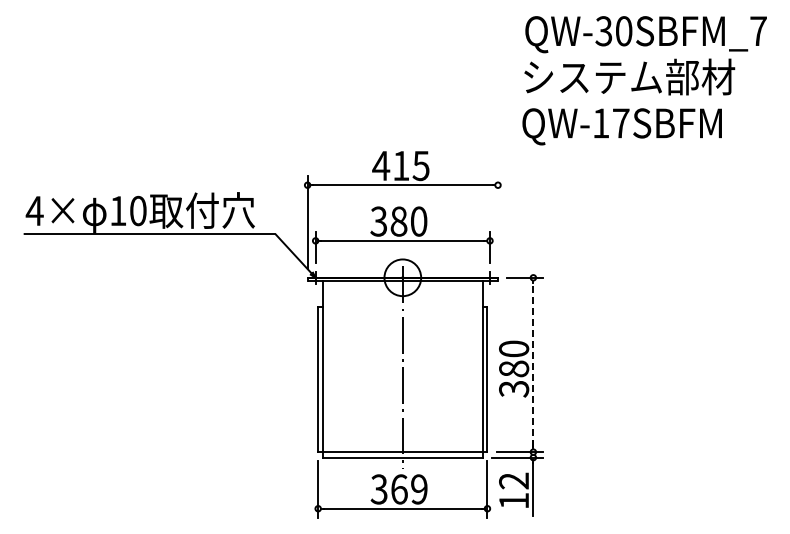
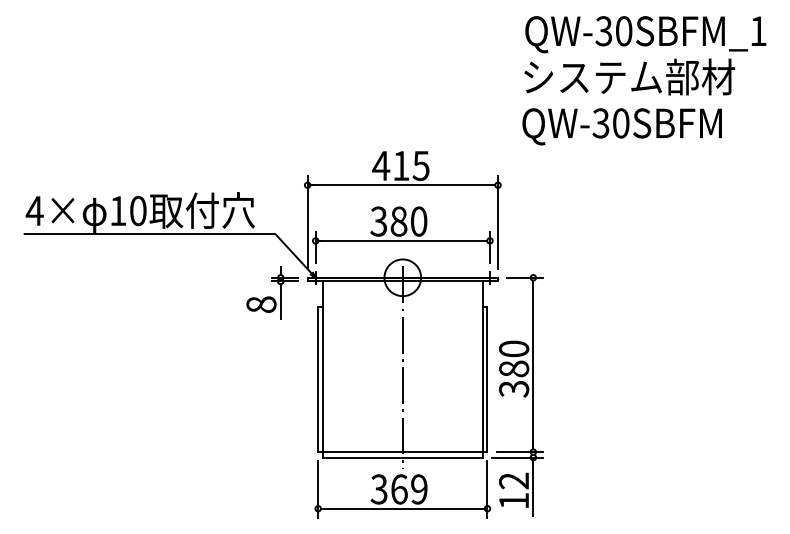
text: QW-30SBFM_7 -> QW-30SBFM_1 (758, 30)
text: QW-17SBFM -> QW-30SBFM (610, 123)
line: none -> present (498, 222)
part: none -> present (272, 292)
line: dashed -> solid (533, 364)
